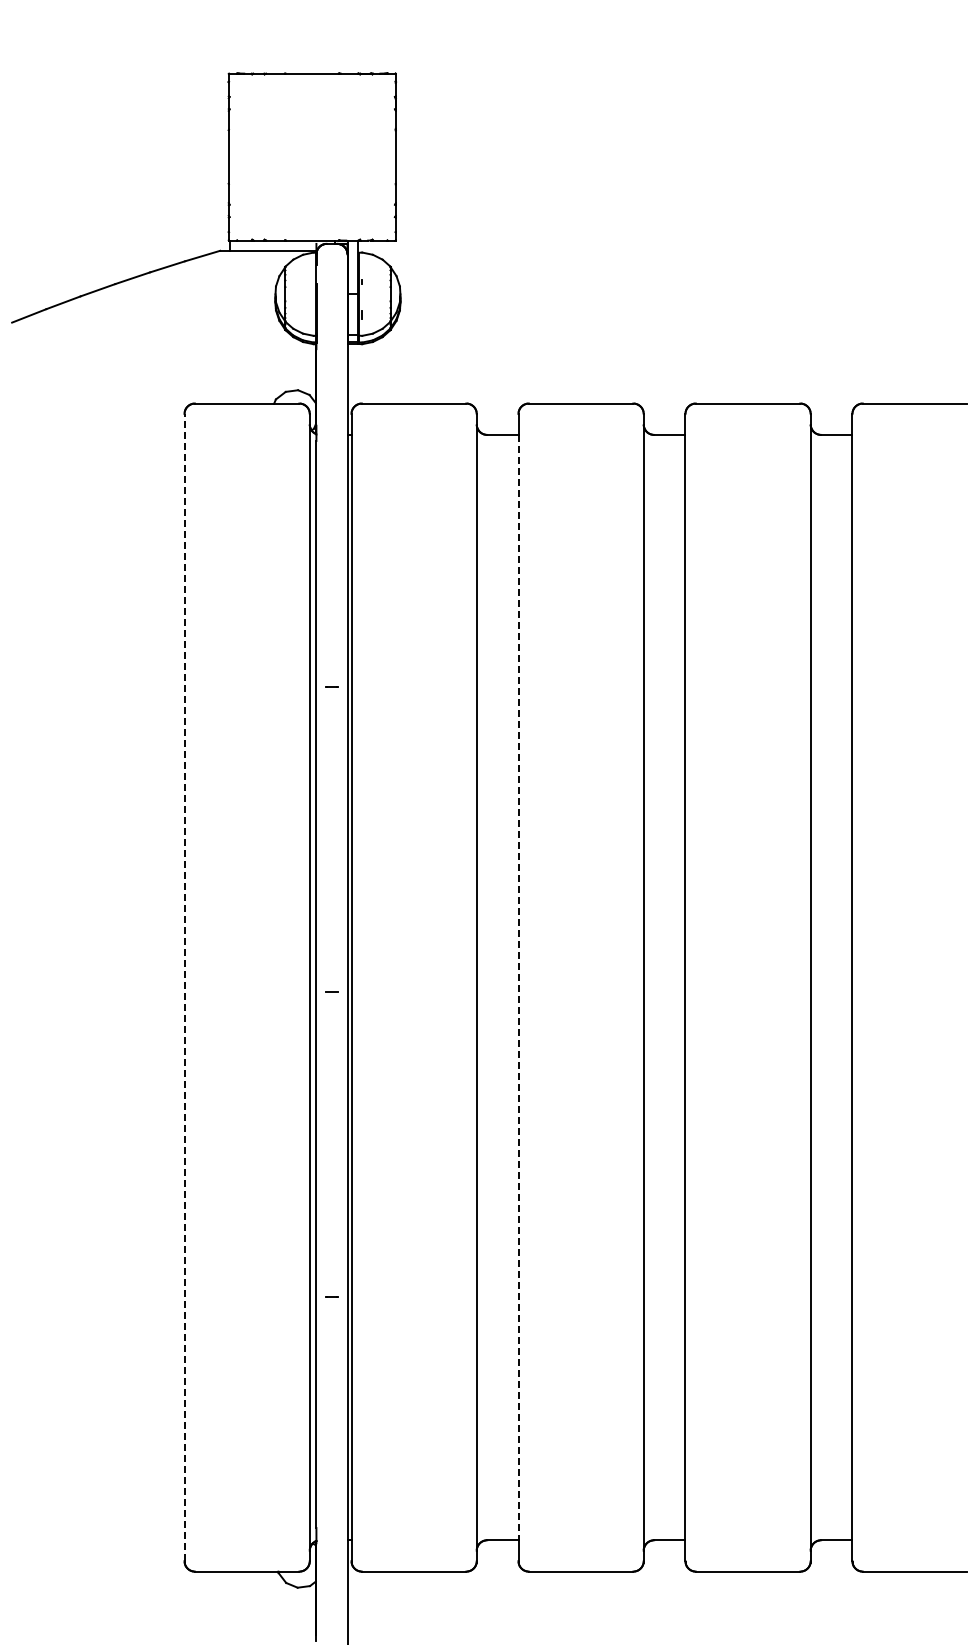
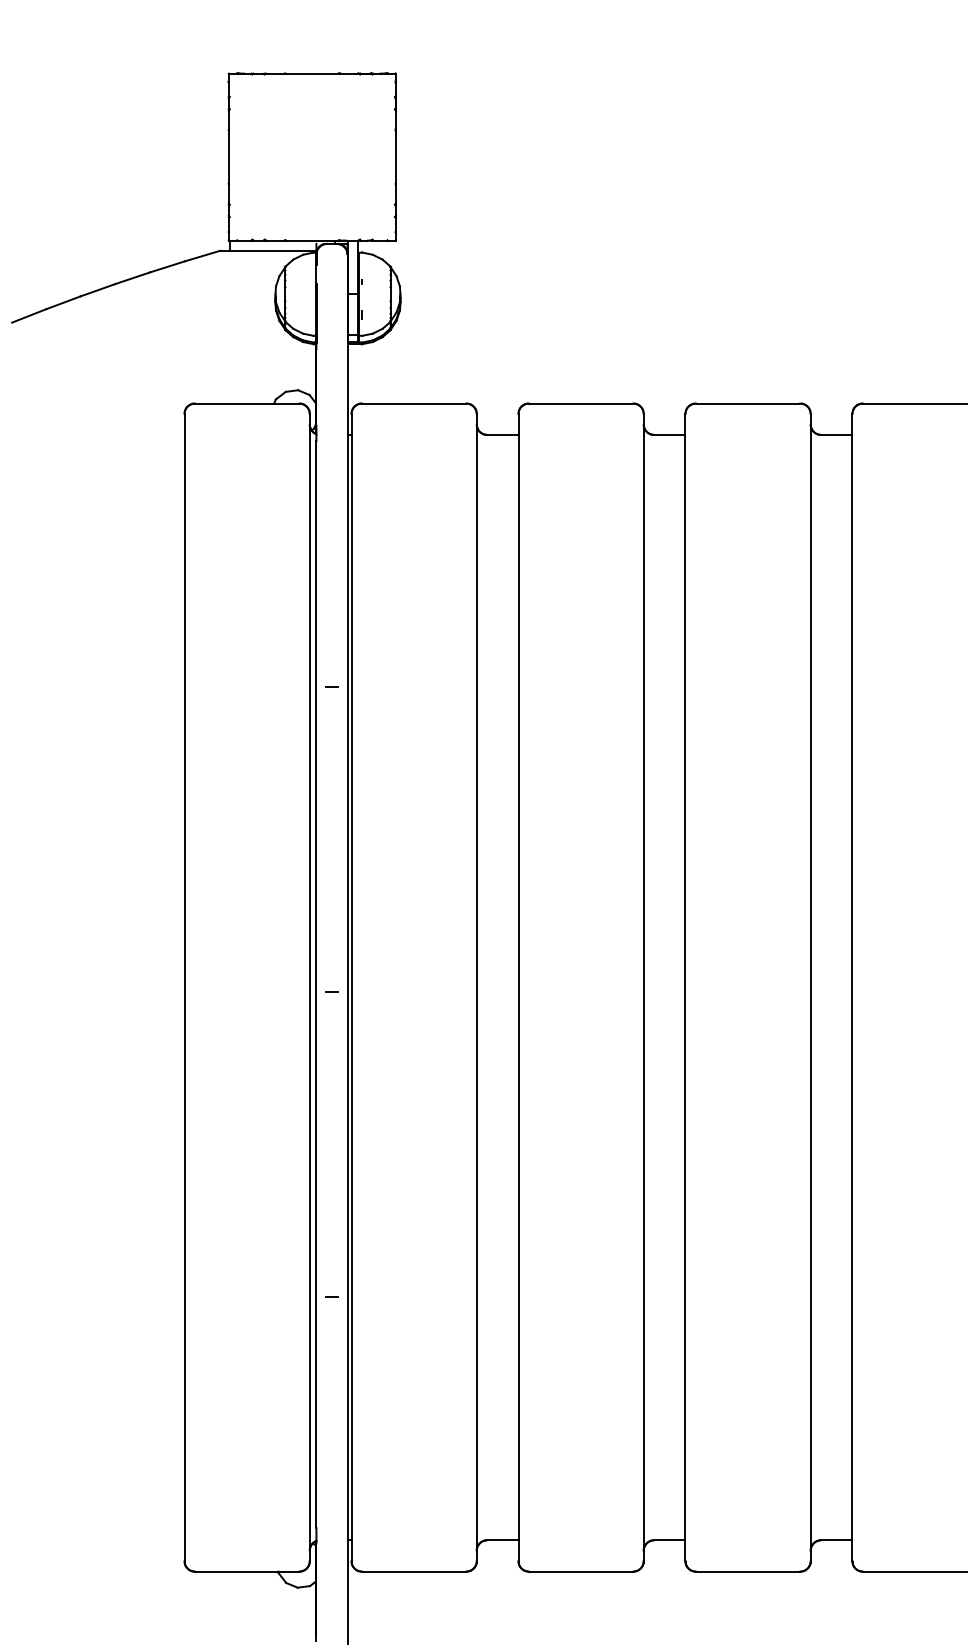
line: dashed -> solid (184, 987)
line: dashed -> solid (518, 987)
